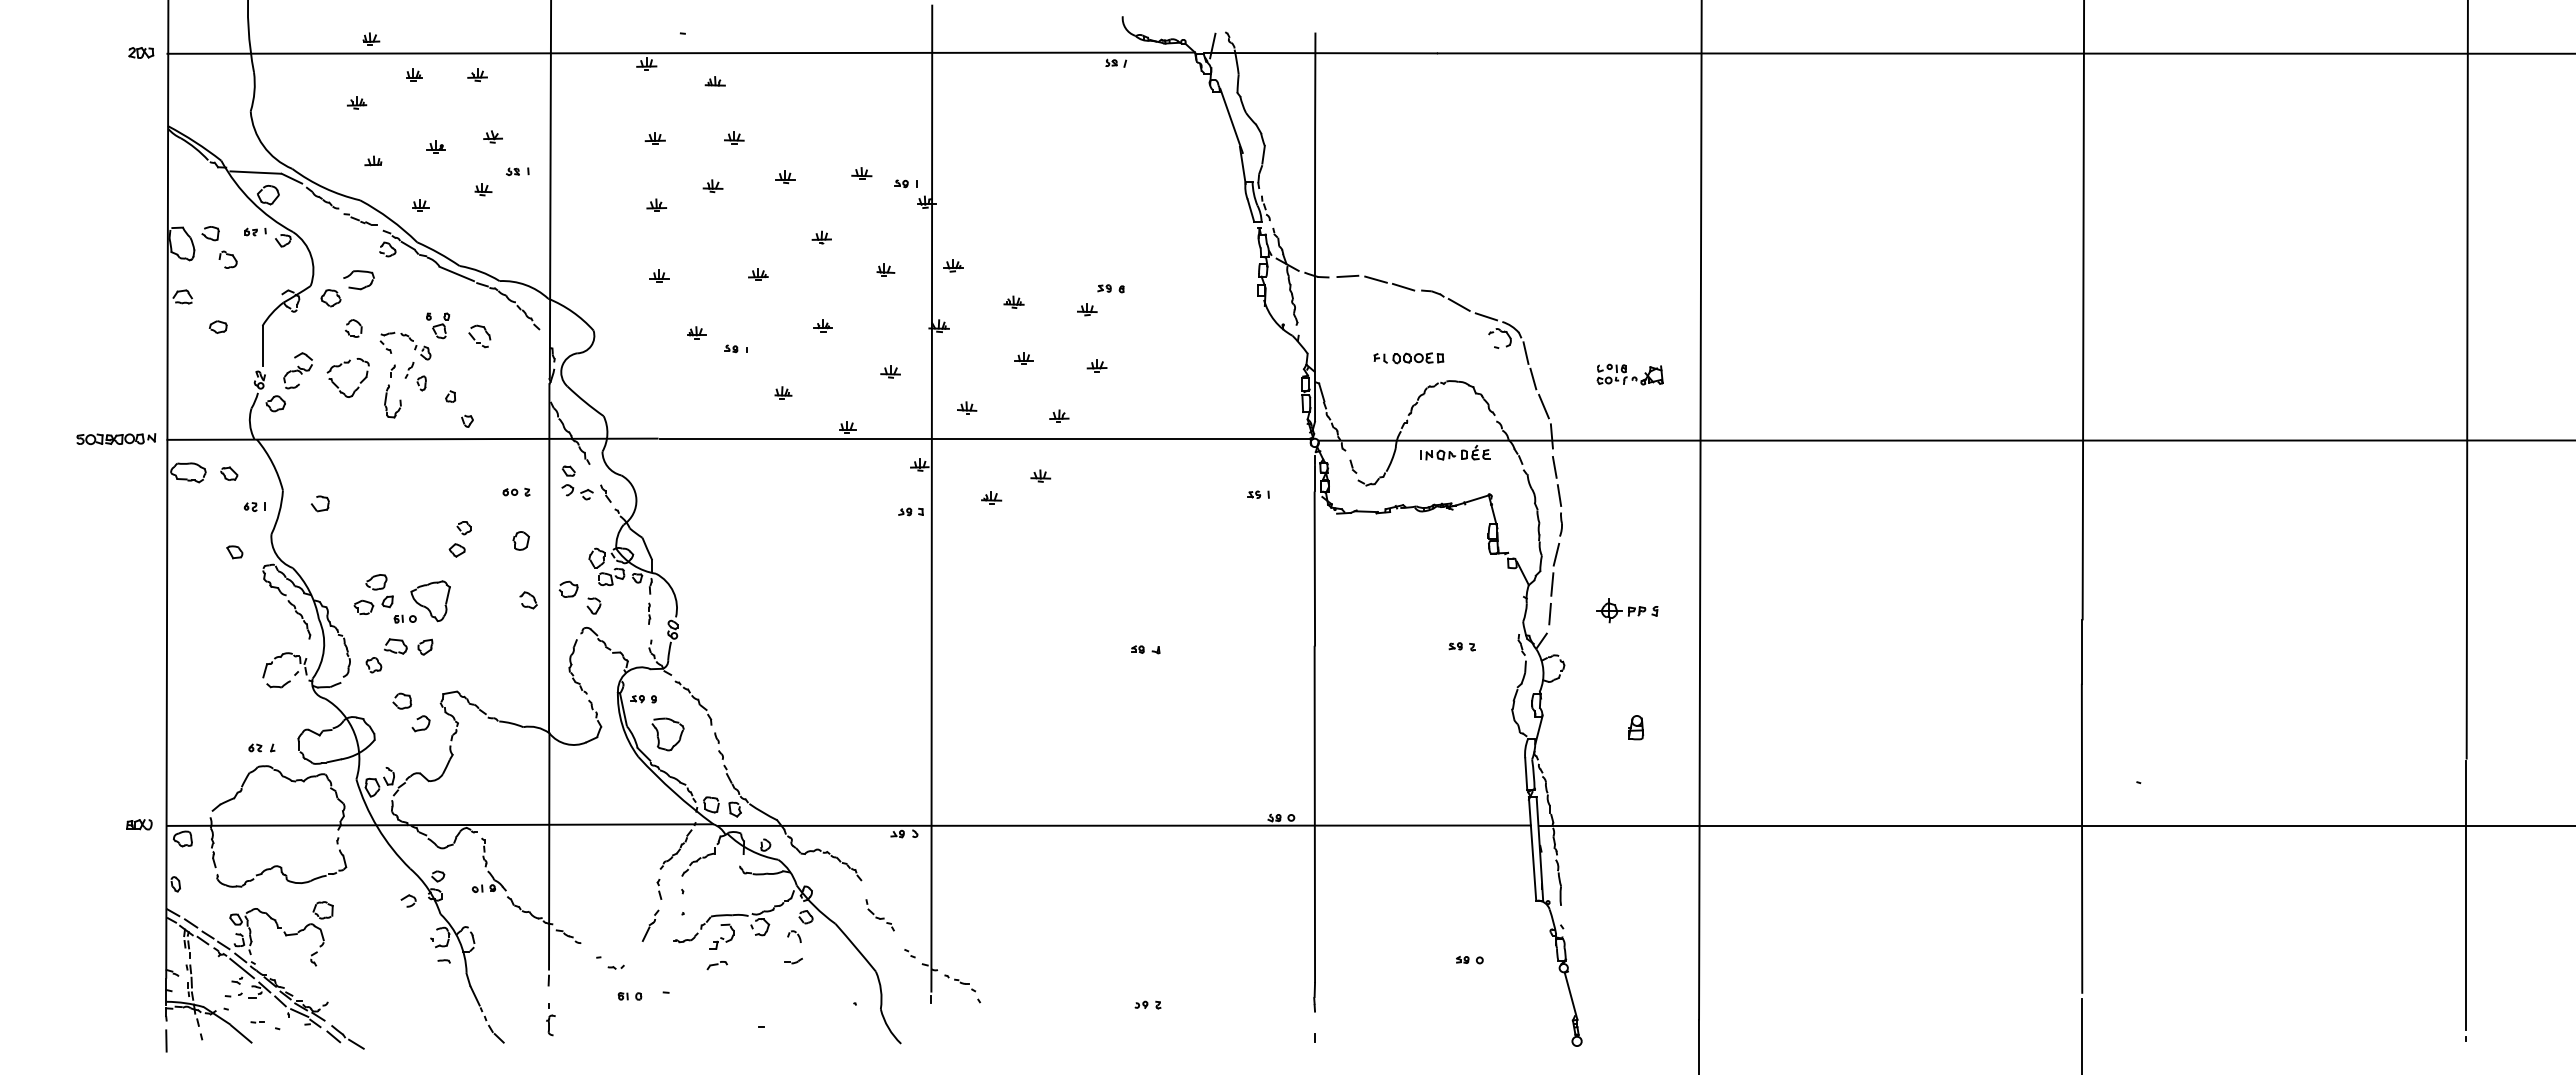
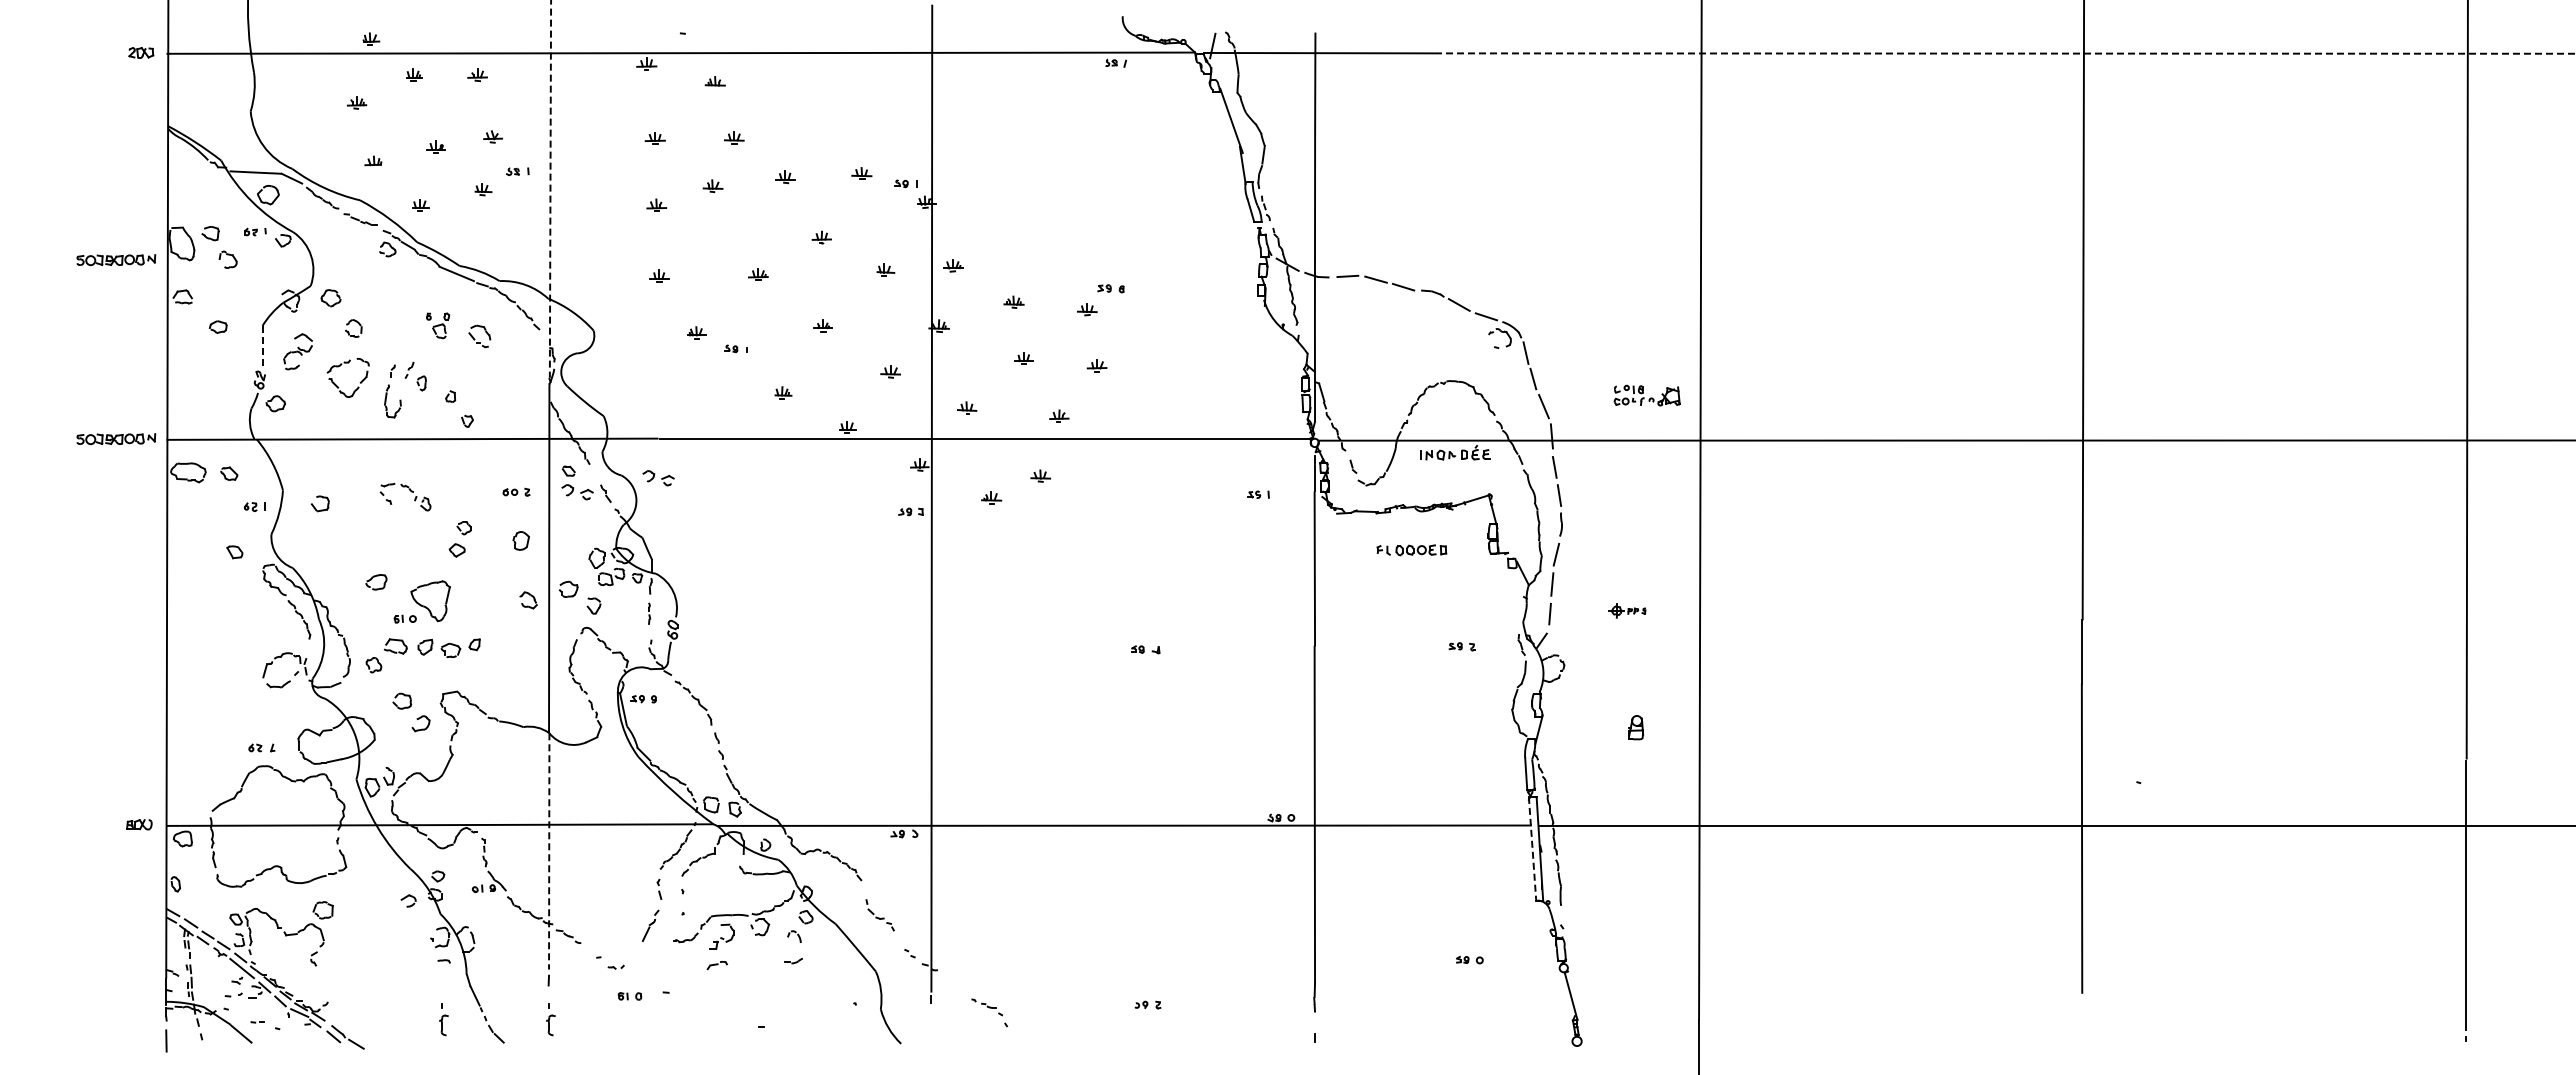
line: solid -> dashed (2006, 53)
line: solid -> dashed (550, 188)
part: none -> present (116, 260)
part: present -> none (357, 287)
part position: (410, 340) -> (410, 491) (410, 491)
line: solid -> dashed (262, 346)
part position: (1408, 358) -> (1411, 550) (1411, 550)
part position: (297, 370) -> (297, 351) (297, 351)
part position: (1629, 374) -> (1646, 395) (1646, 395)
part: none -> present (658, 478)
part position: (373, 604) -> (460, 647) (460, 647)
part size: 63x26 px -> 39x16 px (1627, 610)
part: present -> none (659, 738)
line: solid -> dashed (1532, 848)
line: solid -> dashed (549, 851)
part position: (962, 988) -> (989, 1012) (989, 1012)
part: none -> present (443, 1019)
line: present -> none (2082, 1034)
